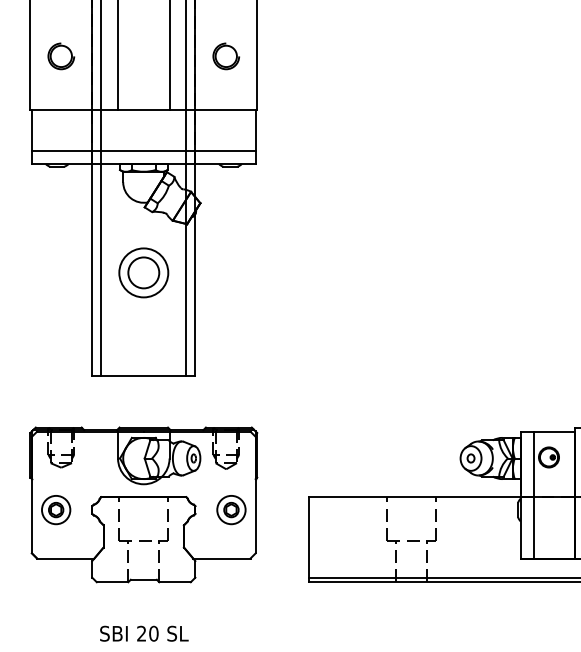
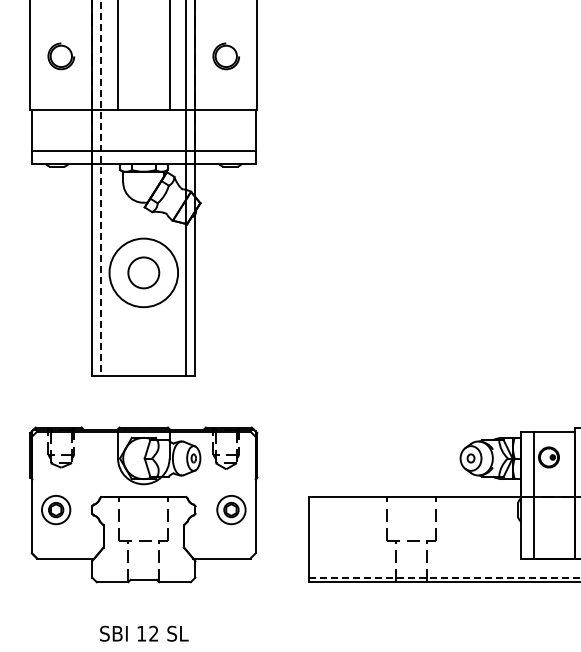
line: solid -> dashed (101, 188)
circle diameter: 49 px -> 69 px (143, 272)
line: solid -> dashed (444, 577)
text: 20 -> 12 (147, 633)
